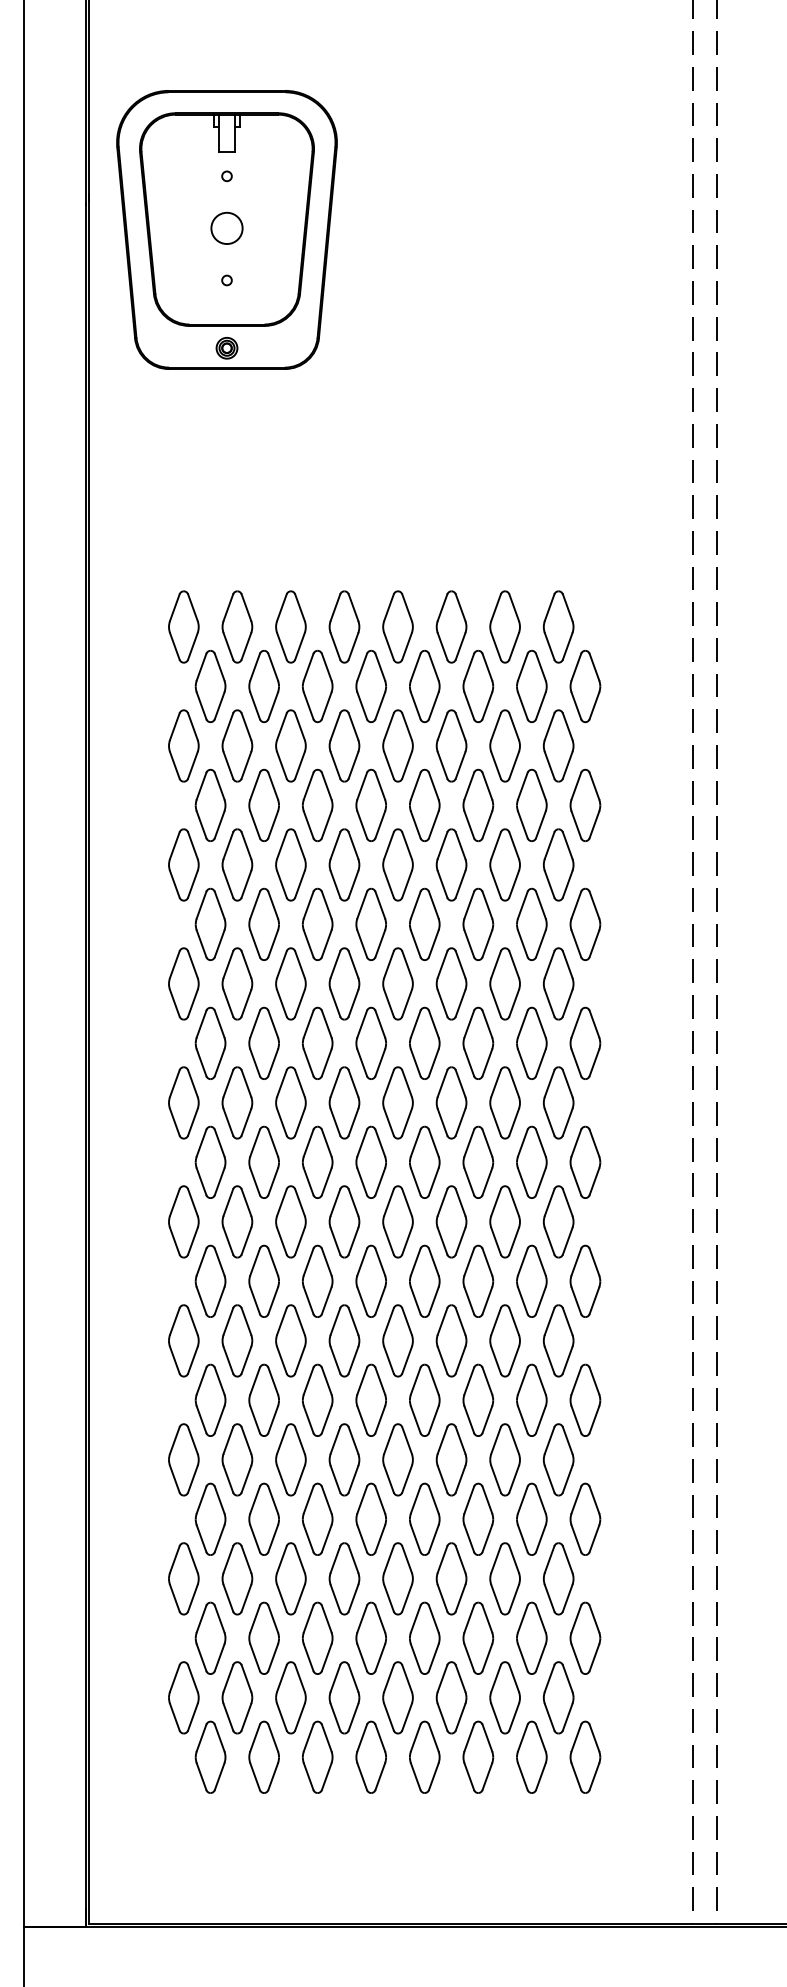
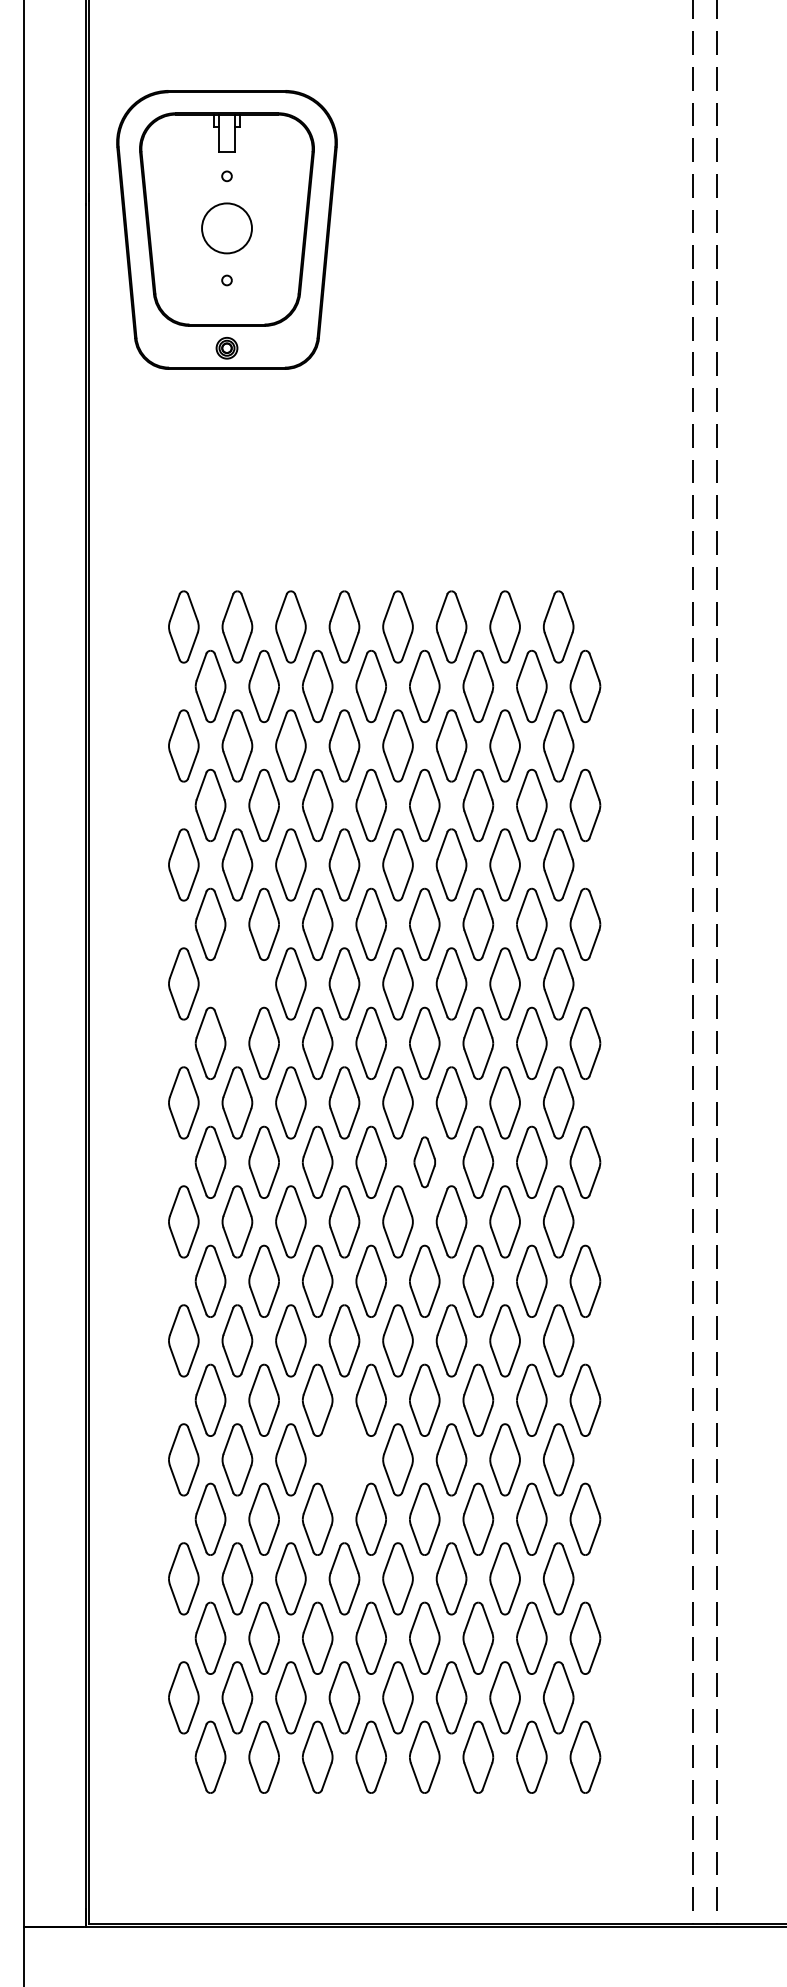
circle diameter: 31 px -> 50 px (226, 228)
part: present -> none (237, 983)
part size: 32x74 px -> 23x53 px (424, 1162)
part: present -> none (344, 1459)
